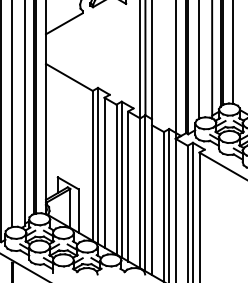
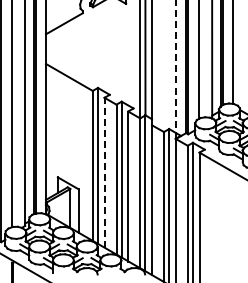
line: solid -> dashed (175, 69)
line: solid -> dashed (104, 172)
